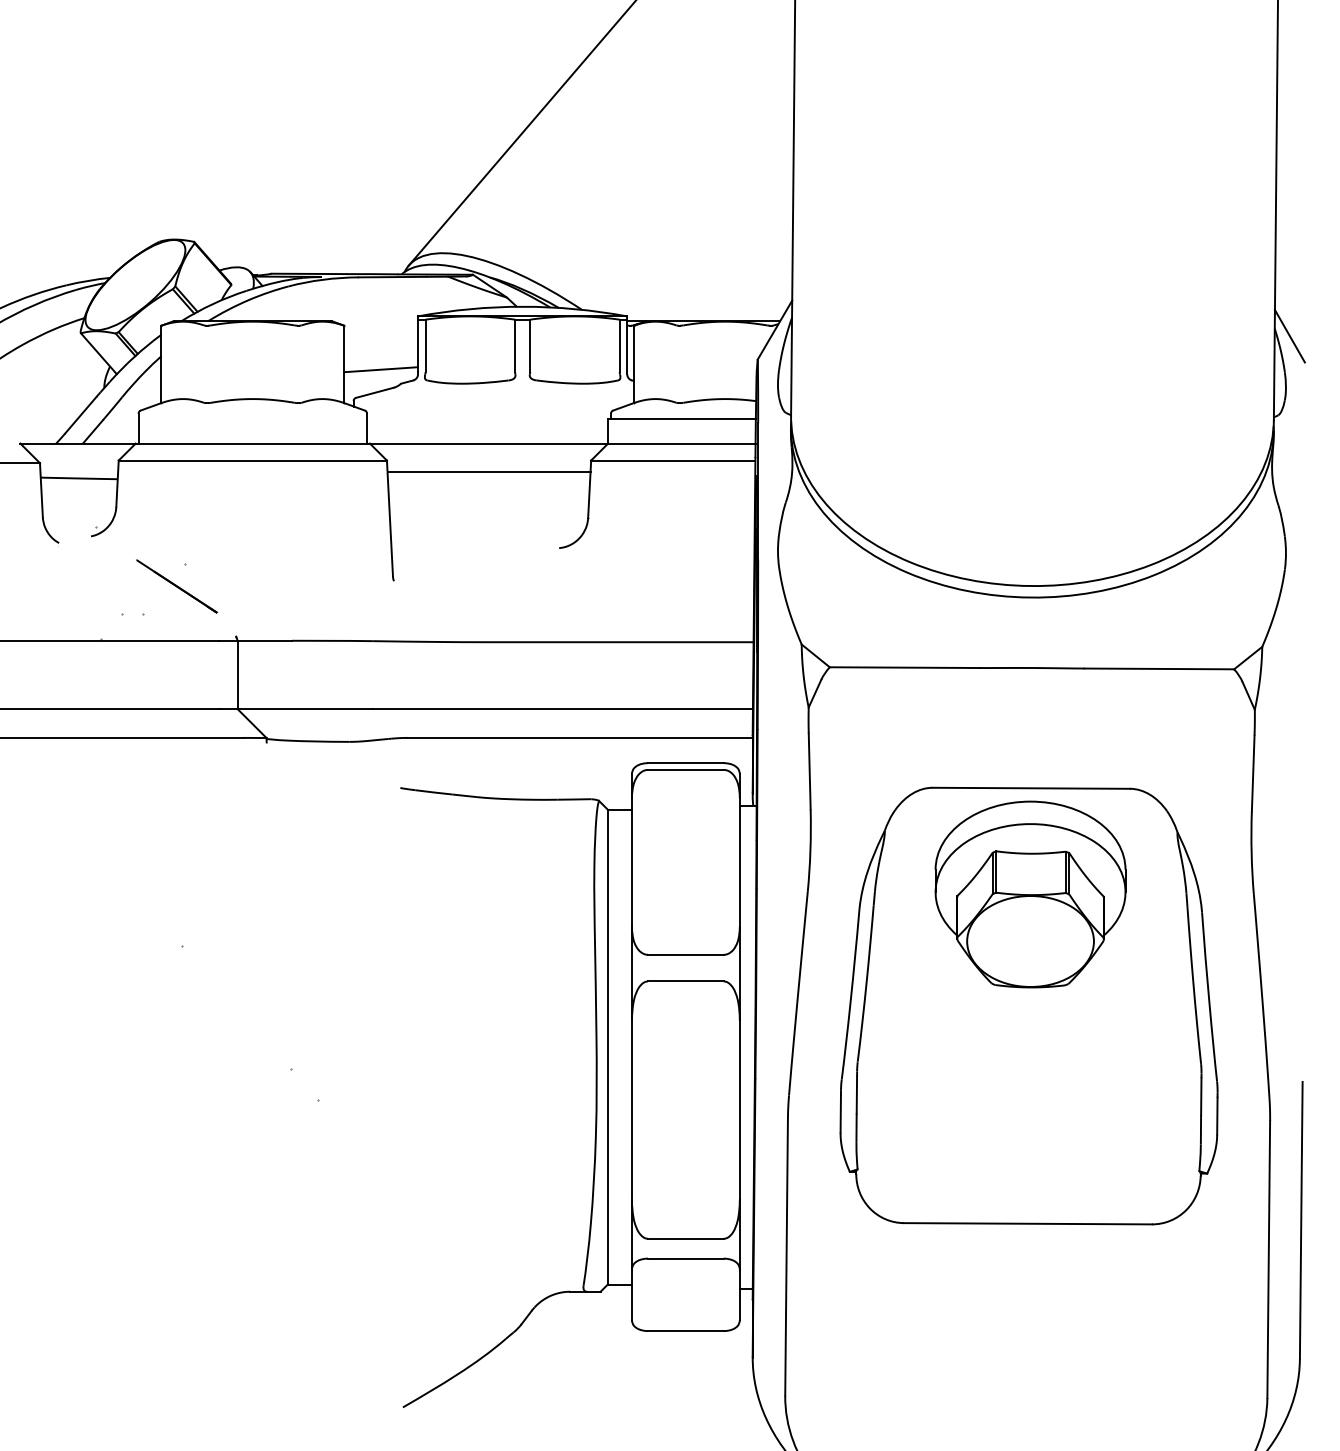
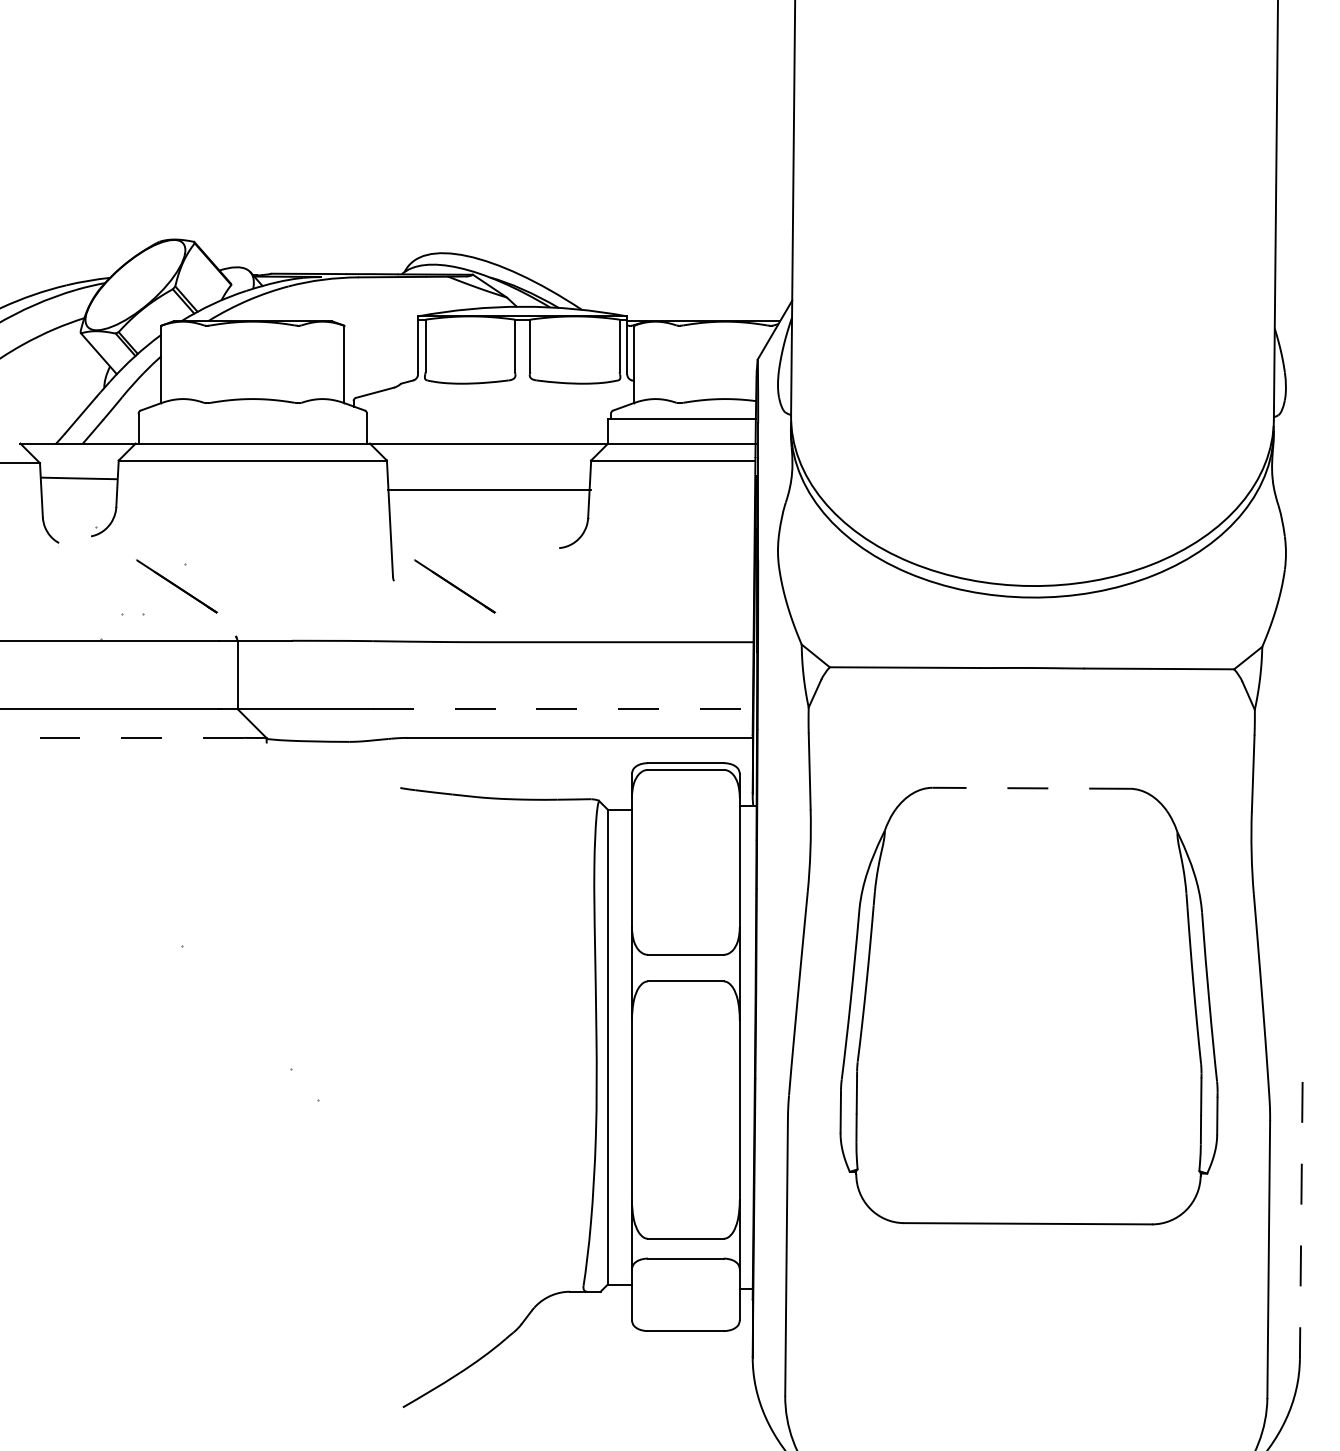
line: present -> none (521, 133)
line: present -> none (1289, 336)
line: present -> none (381, 369)
line position: (488, 471) -> (488, 489) (488, 489)
line: none -> present (455, 586)
line: solid -> dashed (563, 709)
line: solid -> dashed (122, 737)
line: solid -> dashed (1031, 788)
part: present -> none (1030, 894)
line: solid -> dashed (1301, 1220)
